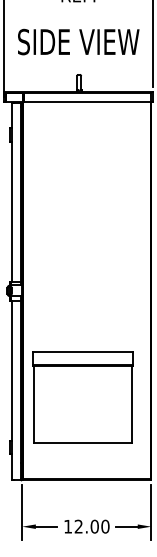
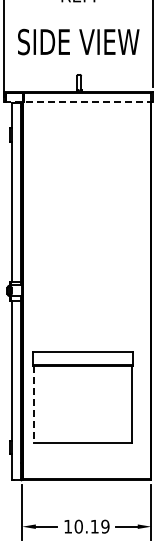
line: solid -> dashed (78, 101)
line: solid -> dashed (33, 405)
text: 12.00 -> 10.19 (91, 526)
